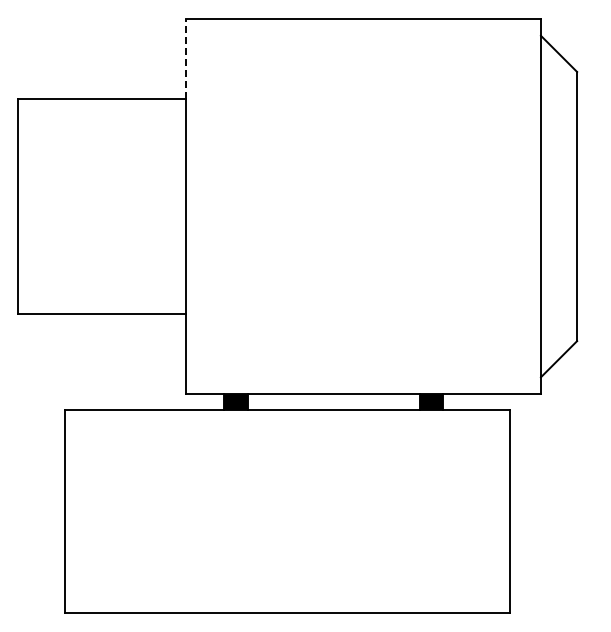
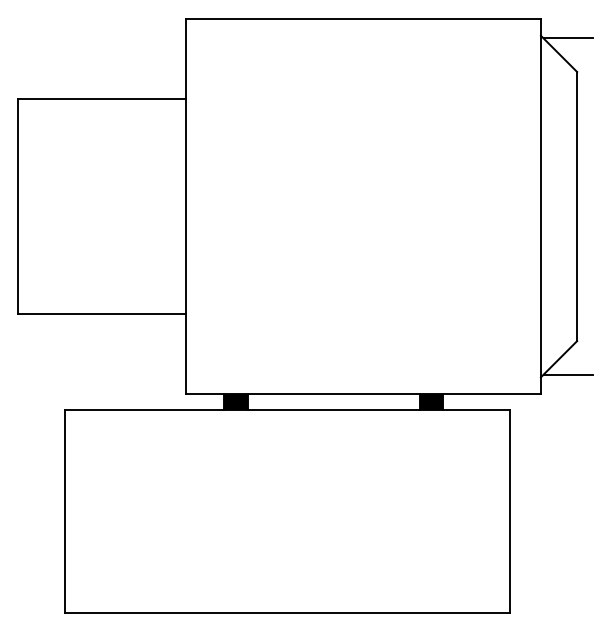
line: none -> present (567, 38)
line: dashed -> solid (186, 58)
line: none -> present (567, 374)
